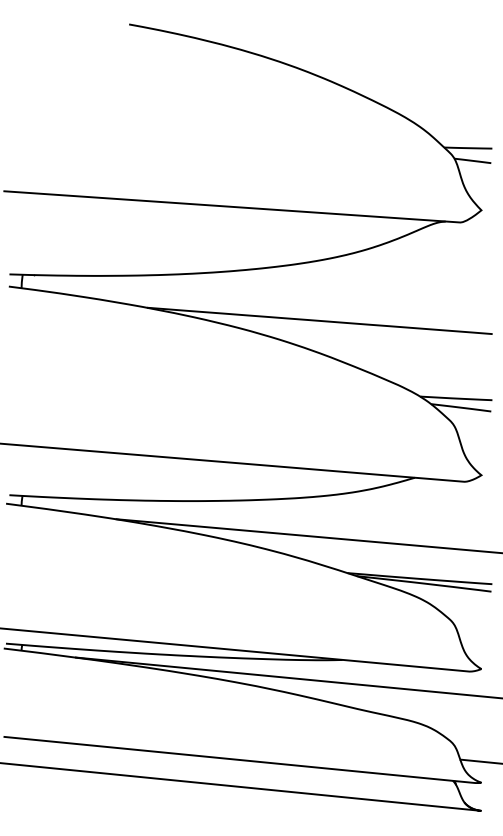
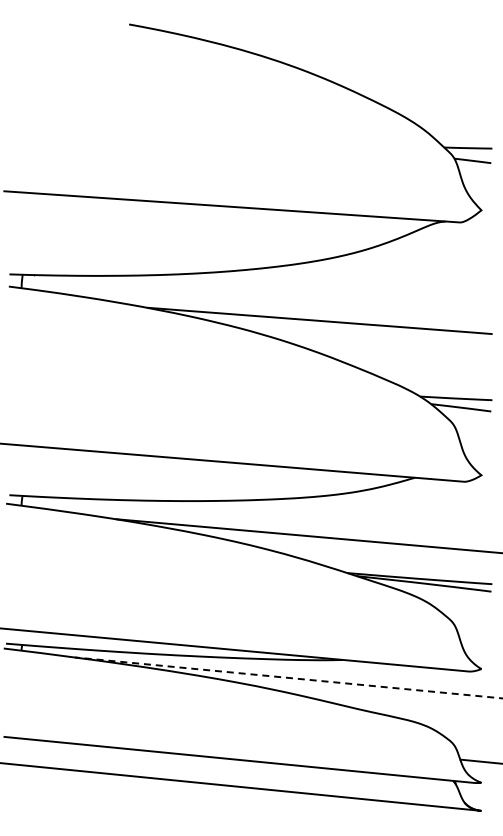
line: solid -> dashed (288, 677)
